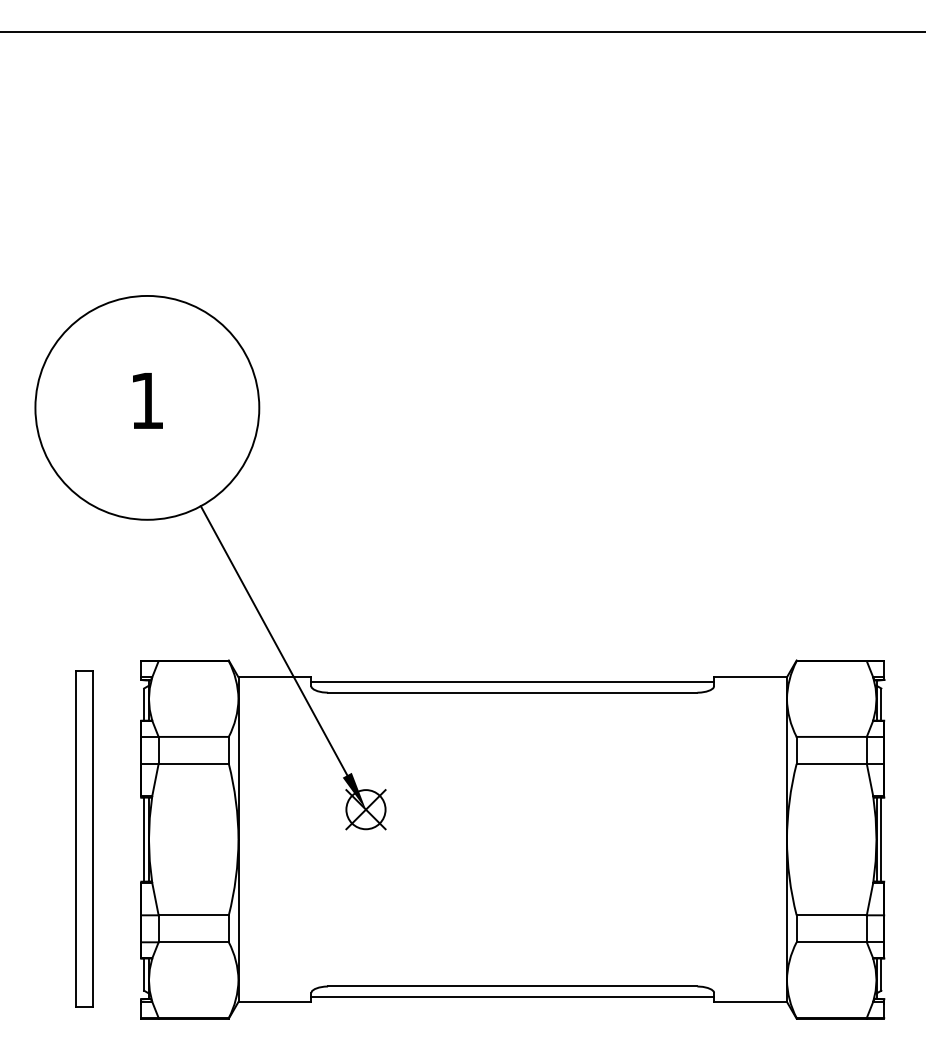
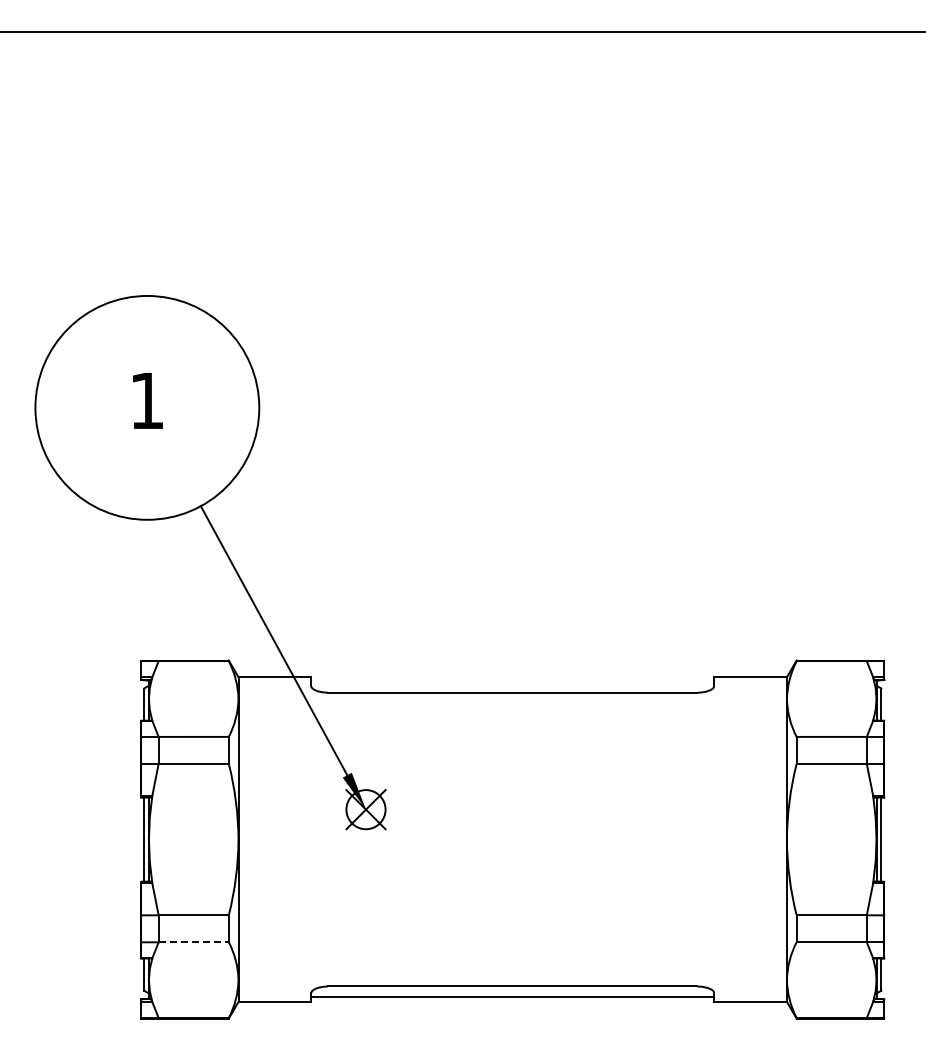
line: present -> none (512, 681)
part: present -> none (84, 838)
line: solid -> dashed (194, 942)
